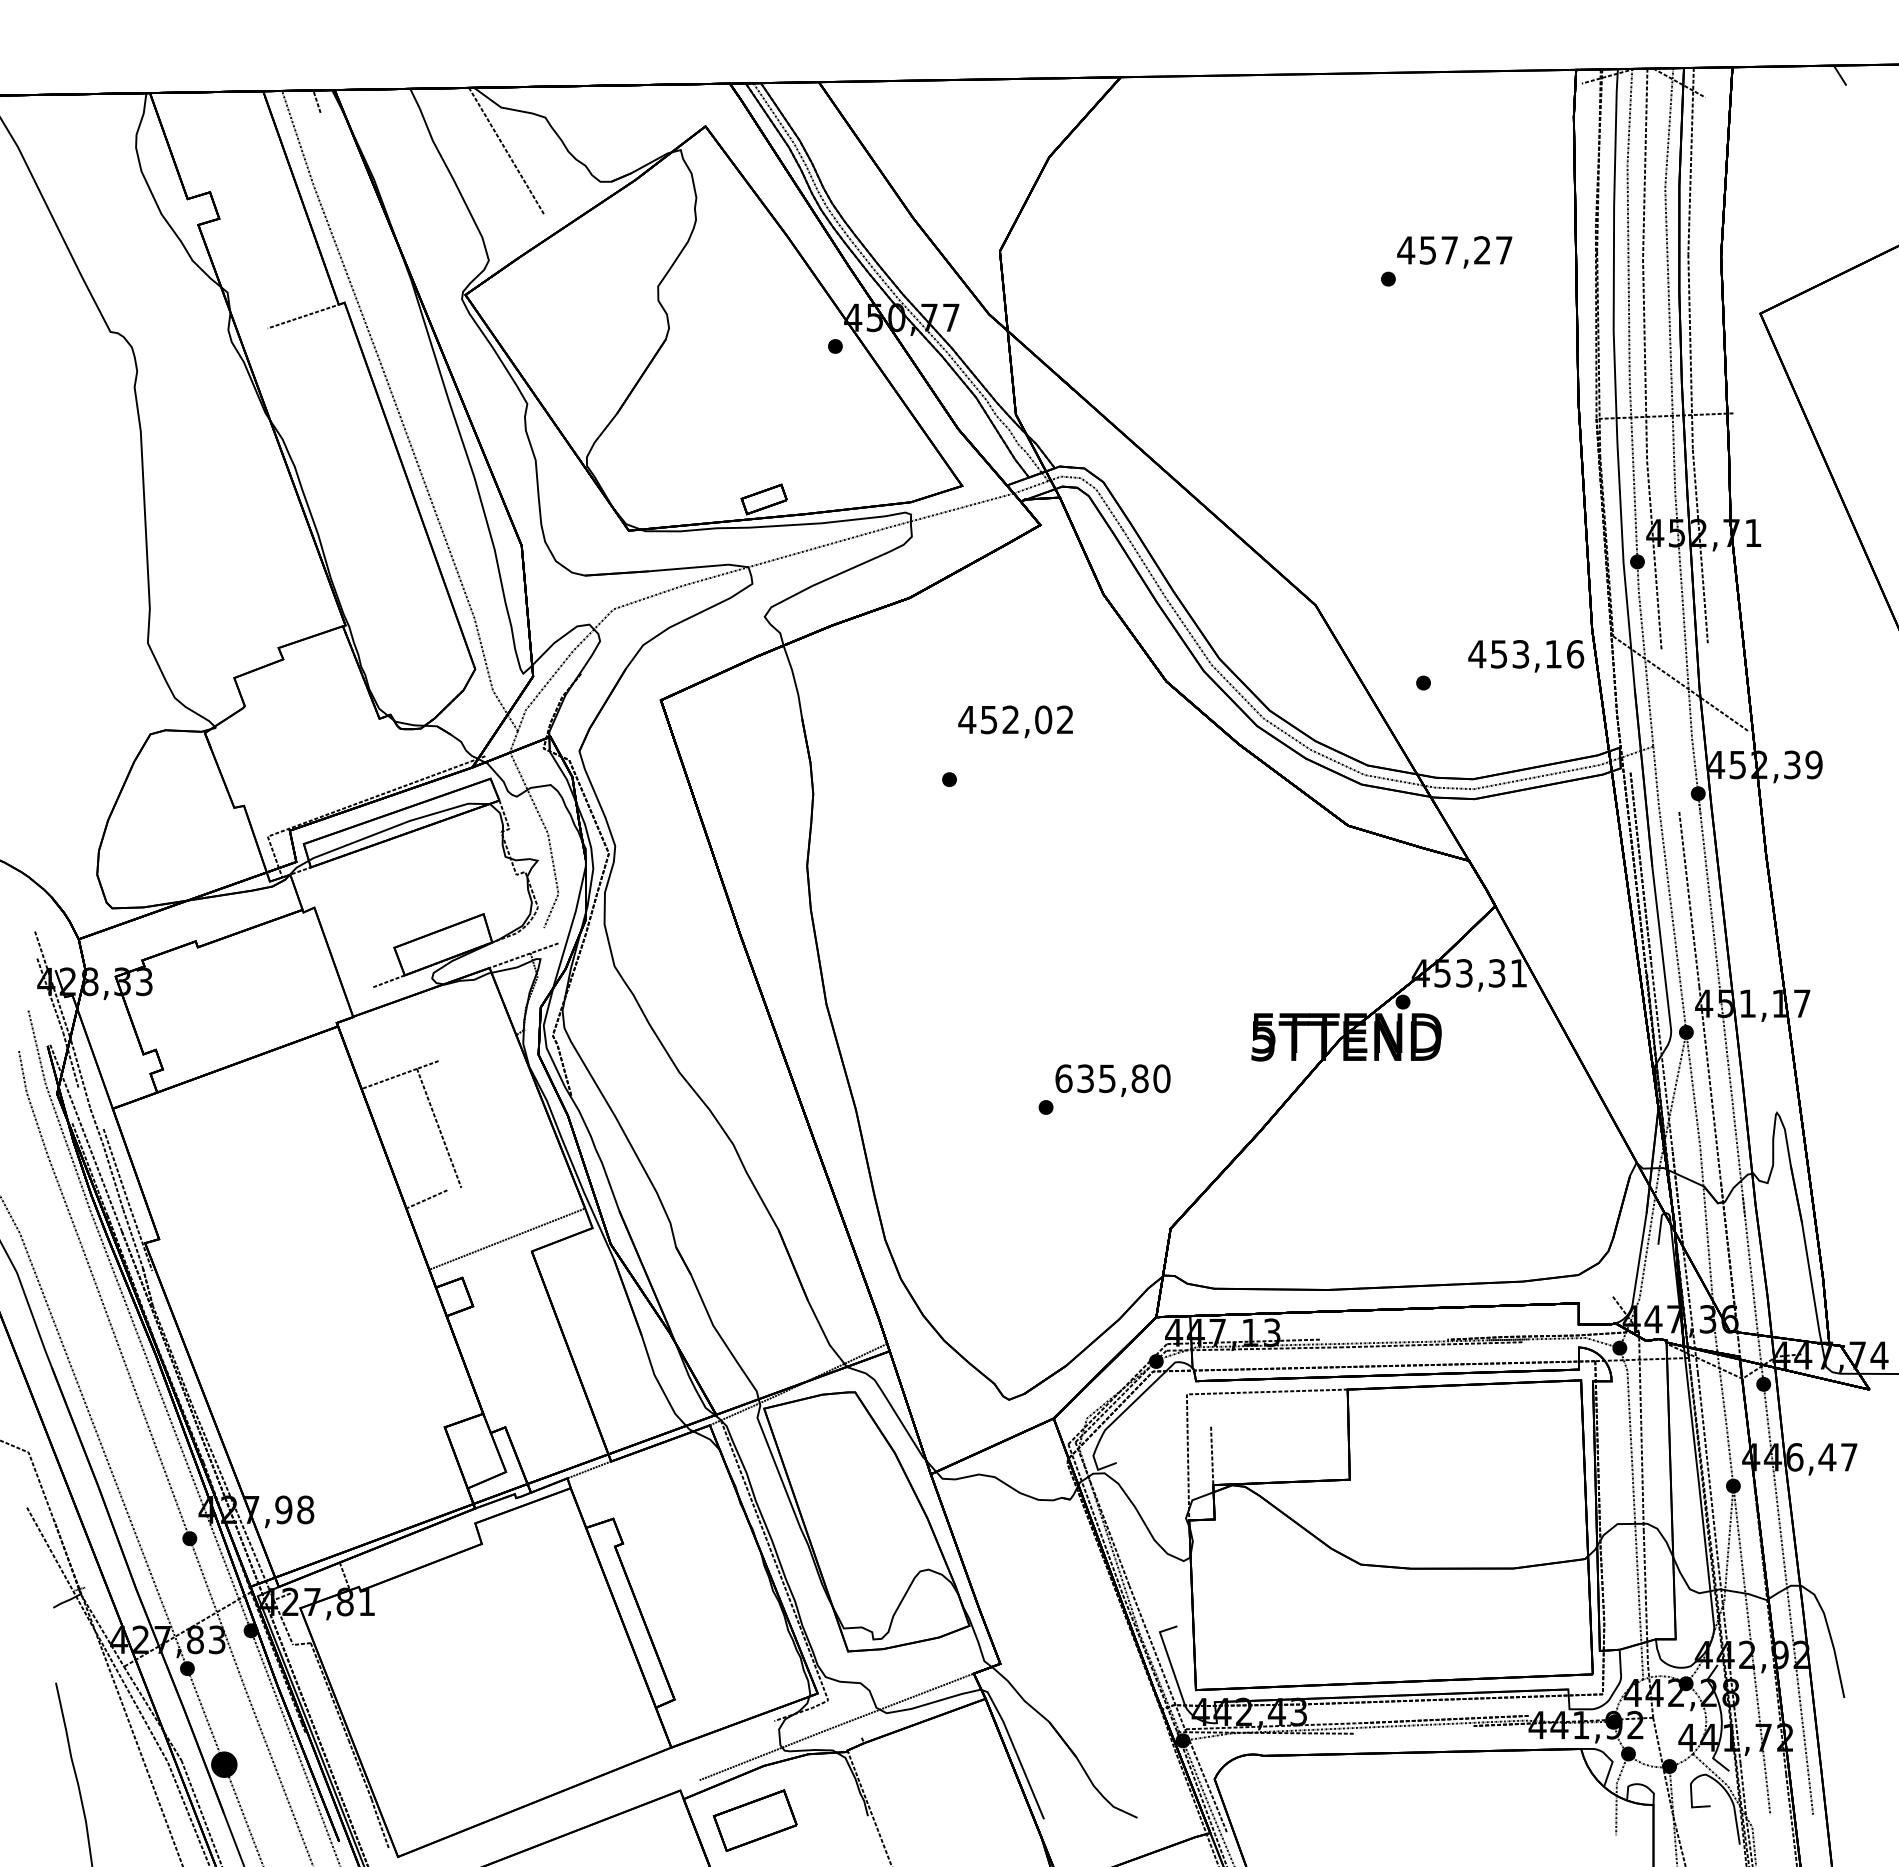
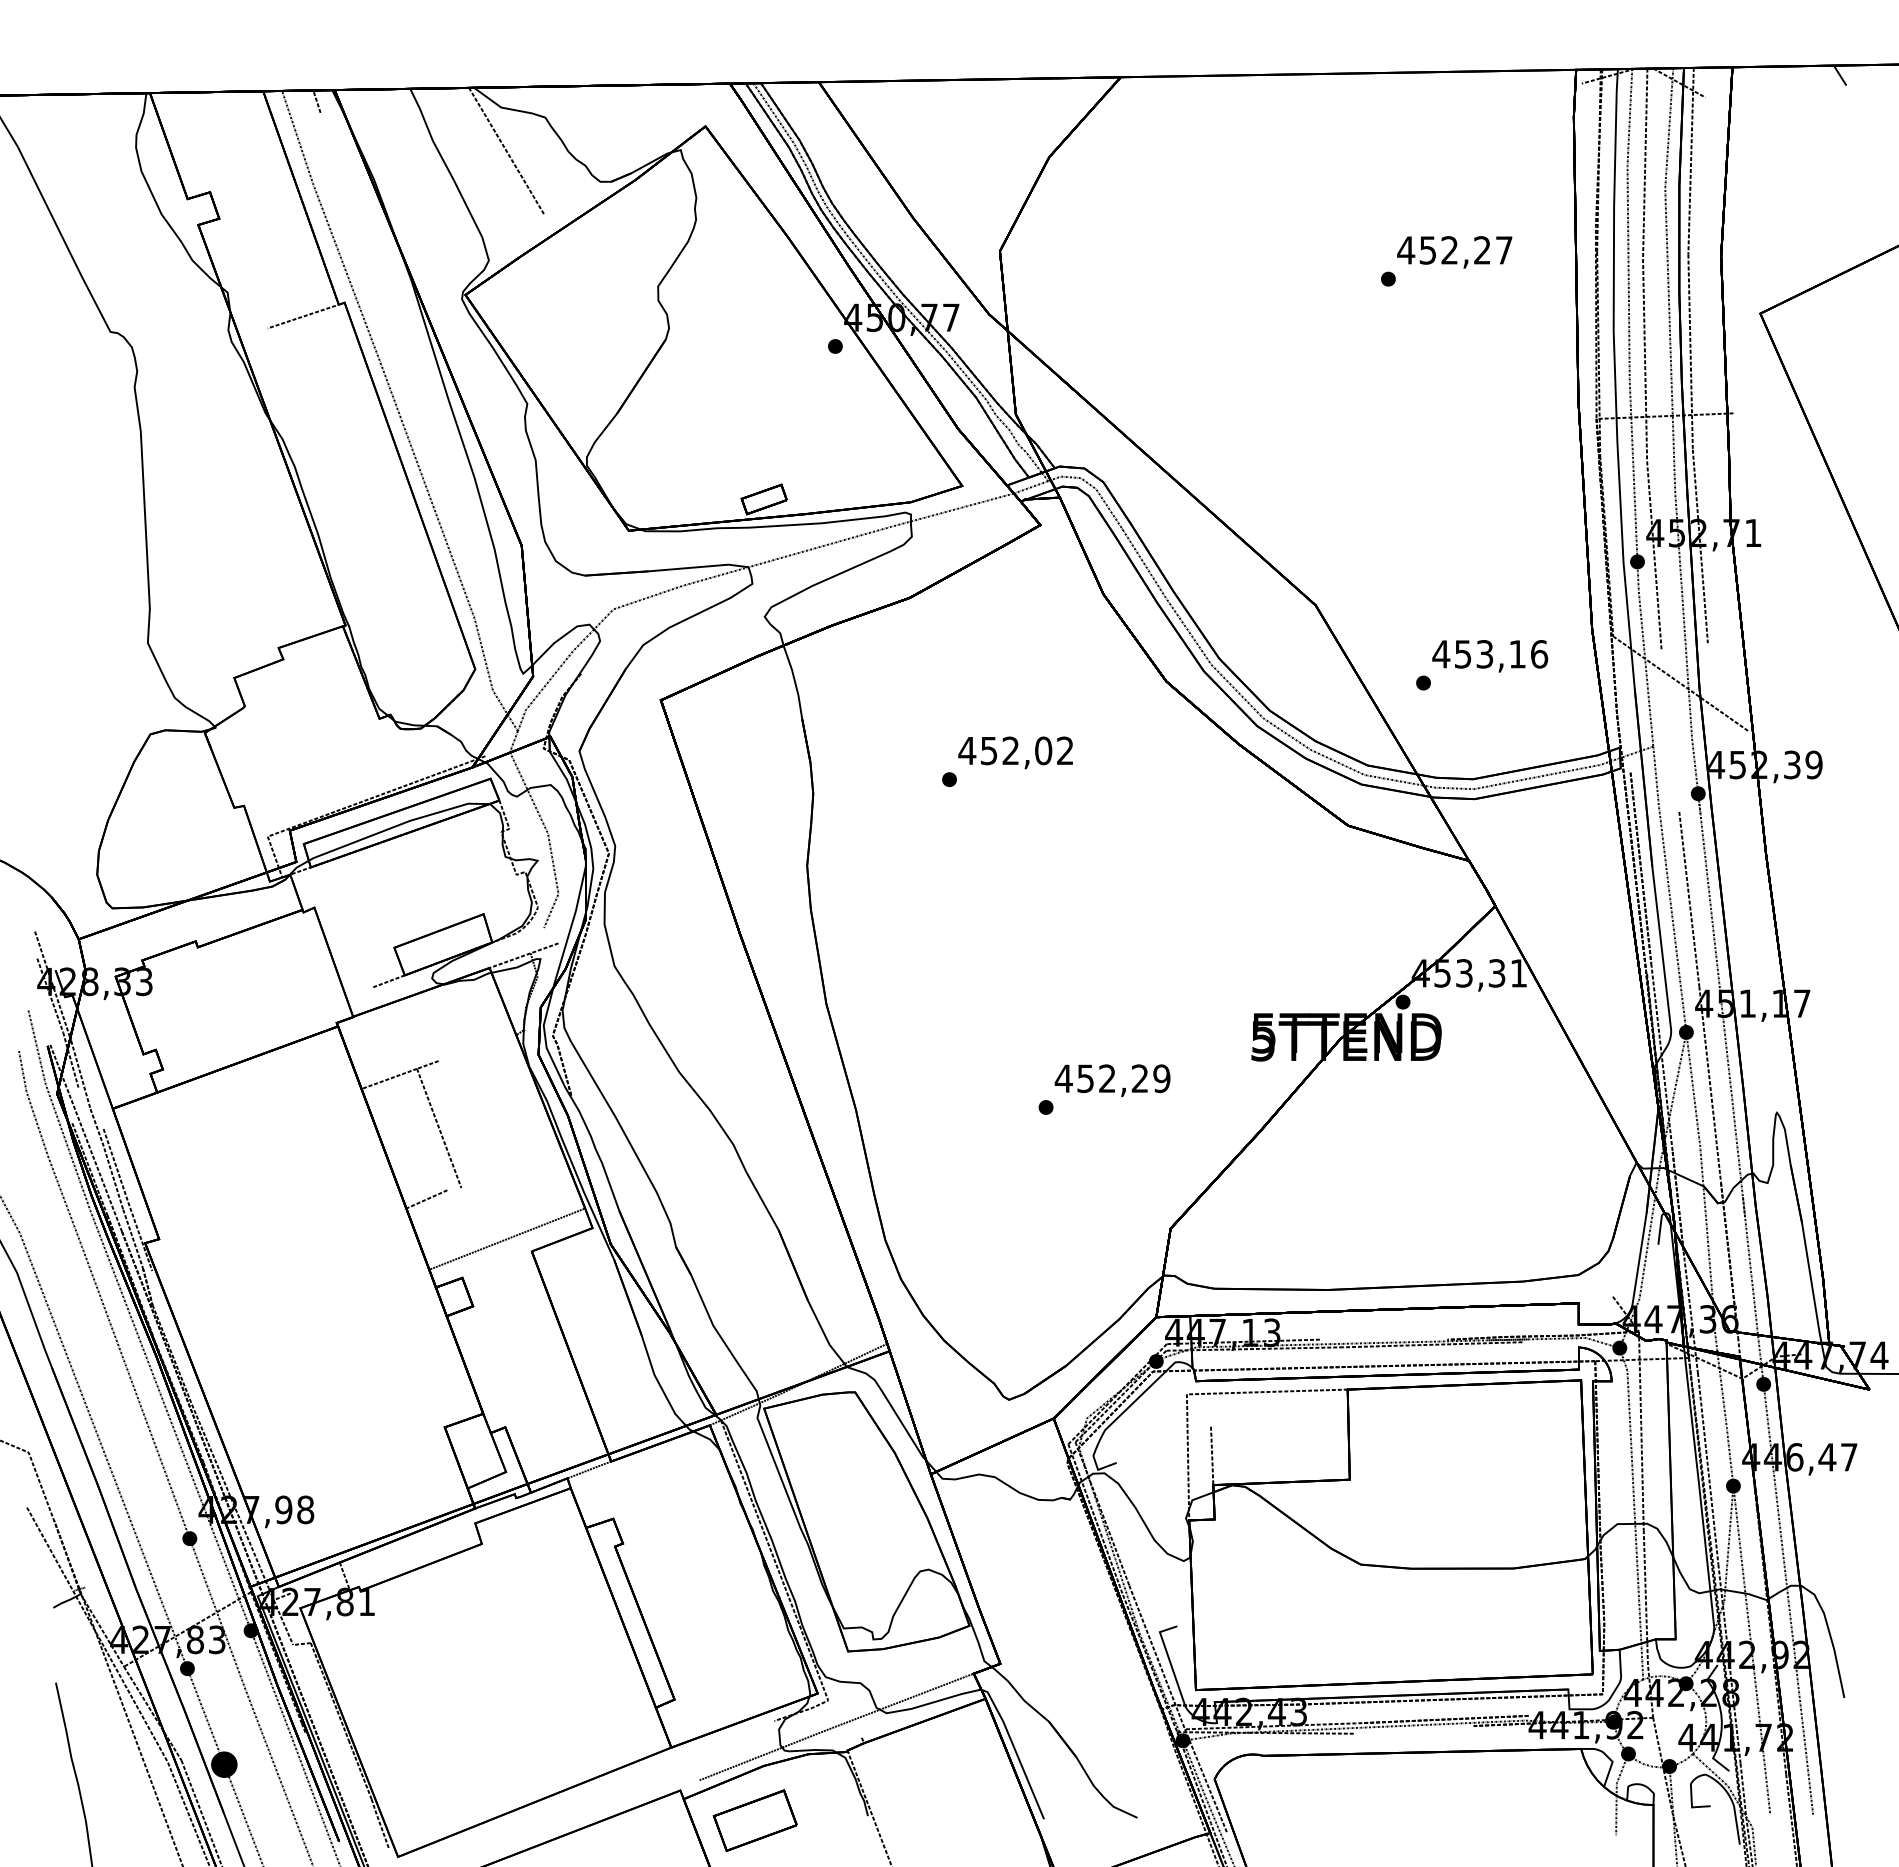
text: 457,27 -> 452,27 (1449, 250)
text position: (1526, 656) -> (1490, 656) (1490, 656)
text position: (1015, 721) -> (1015, 752) (1015, 752)
text: 635,80 -> 452,29 (1112, 1078)
